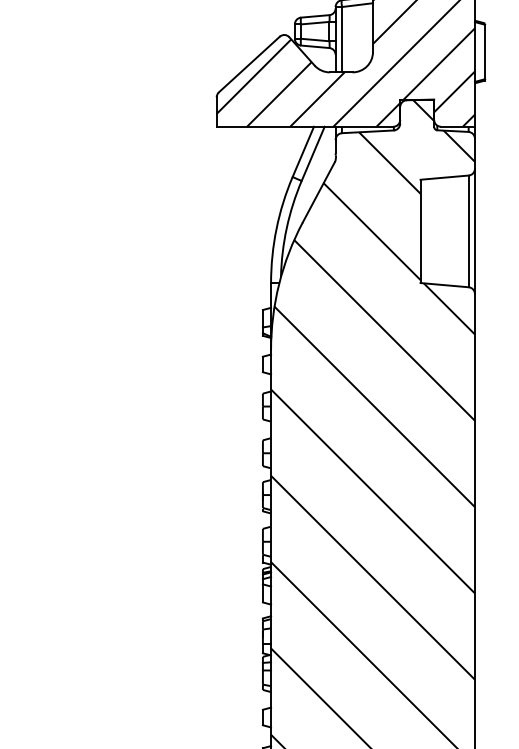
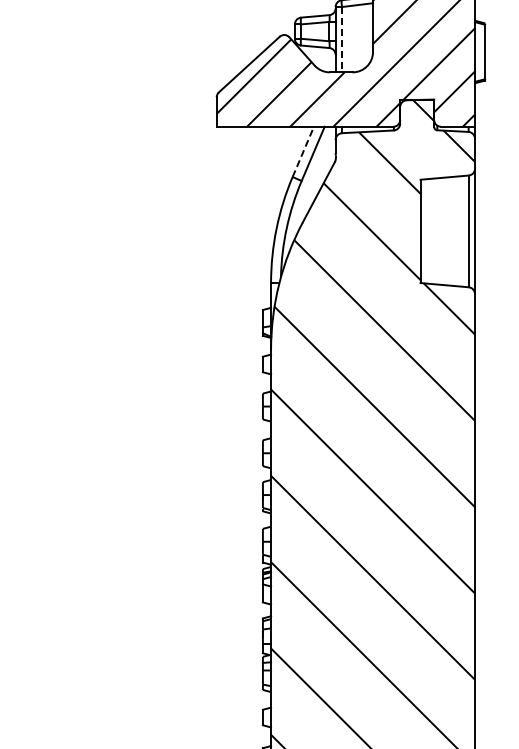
line: solid -> dashed (342, 39)
line: solid -> dashed (303, 151)
